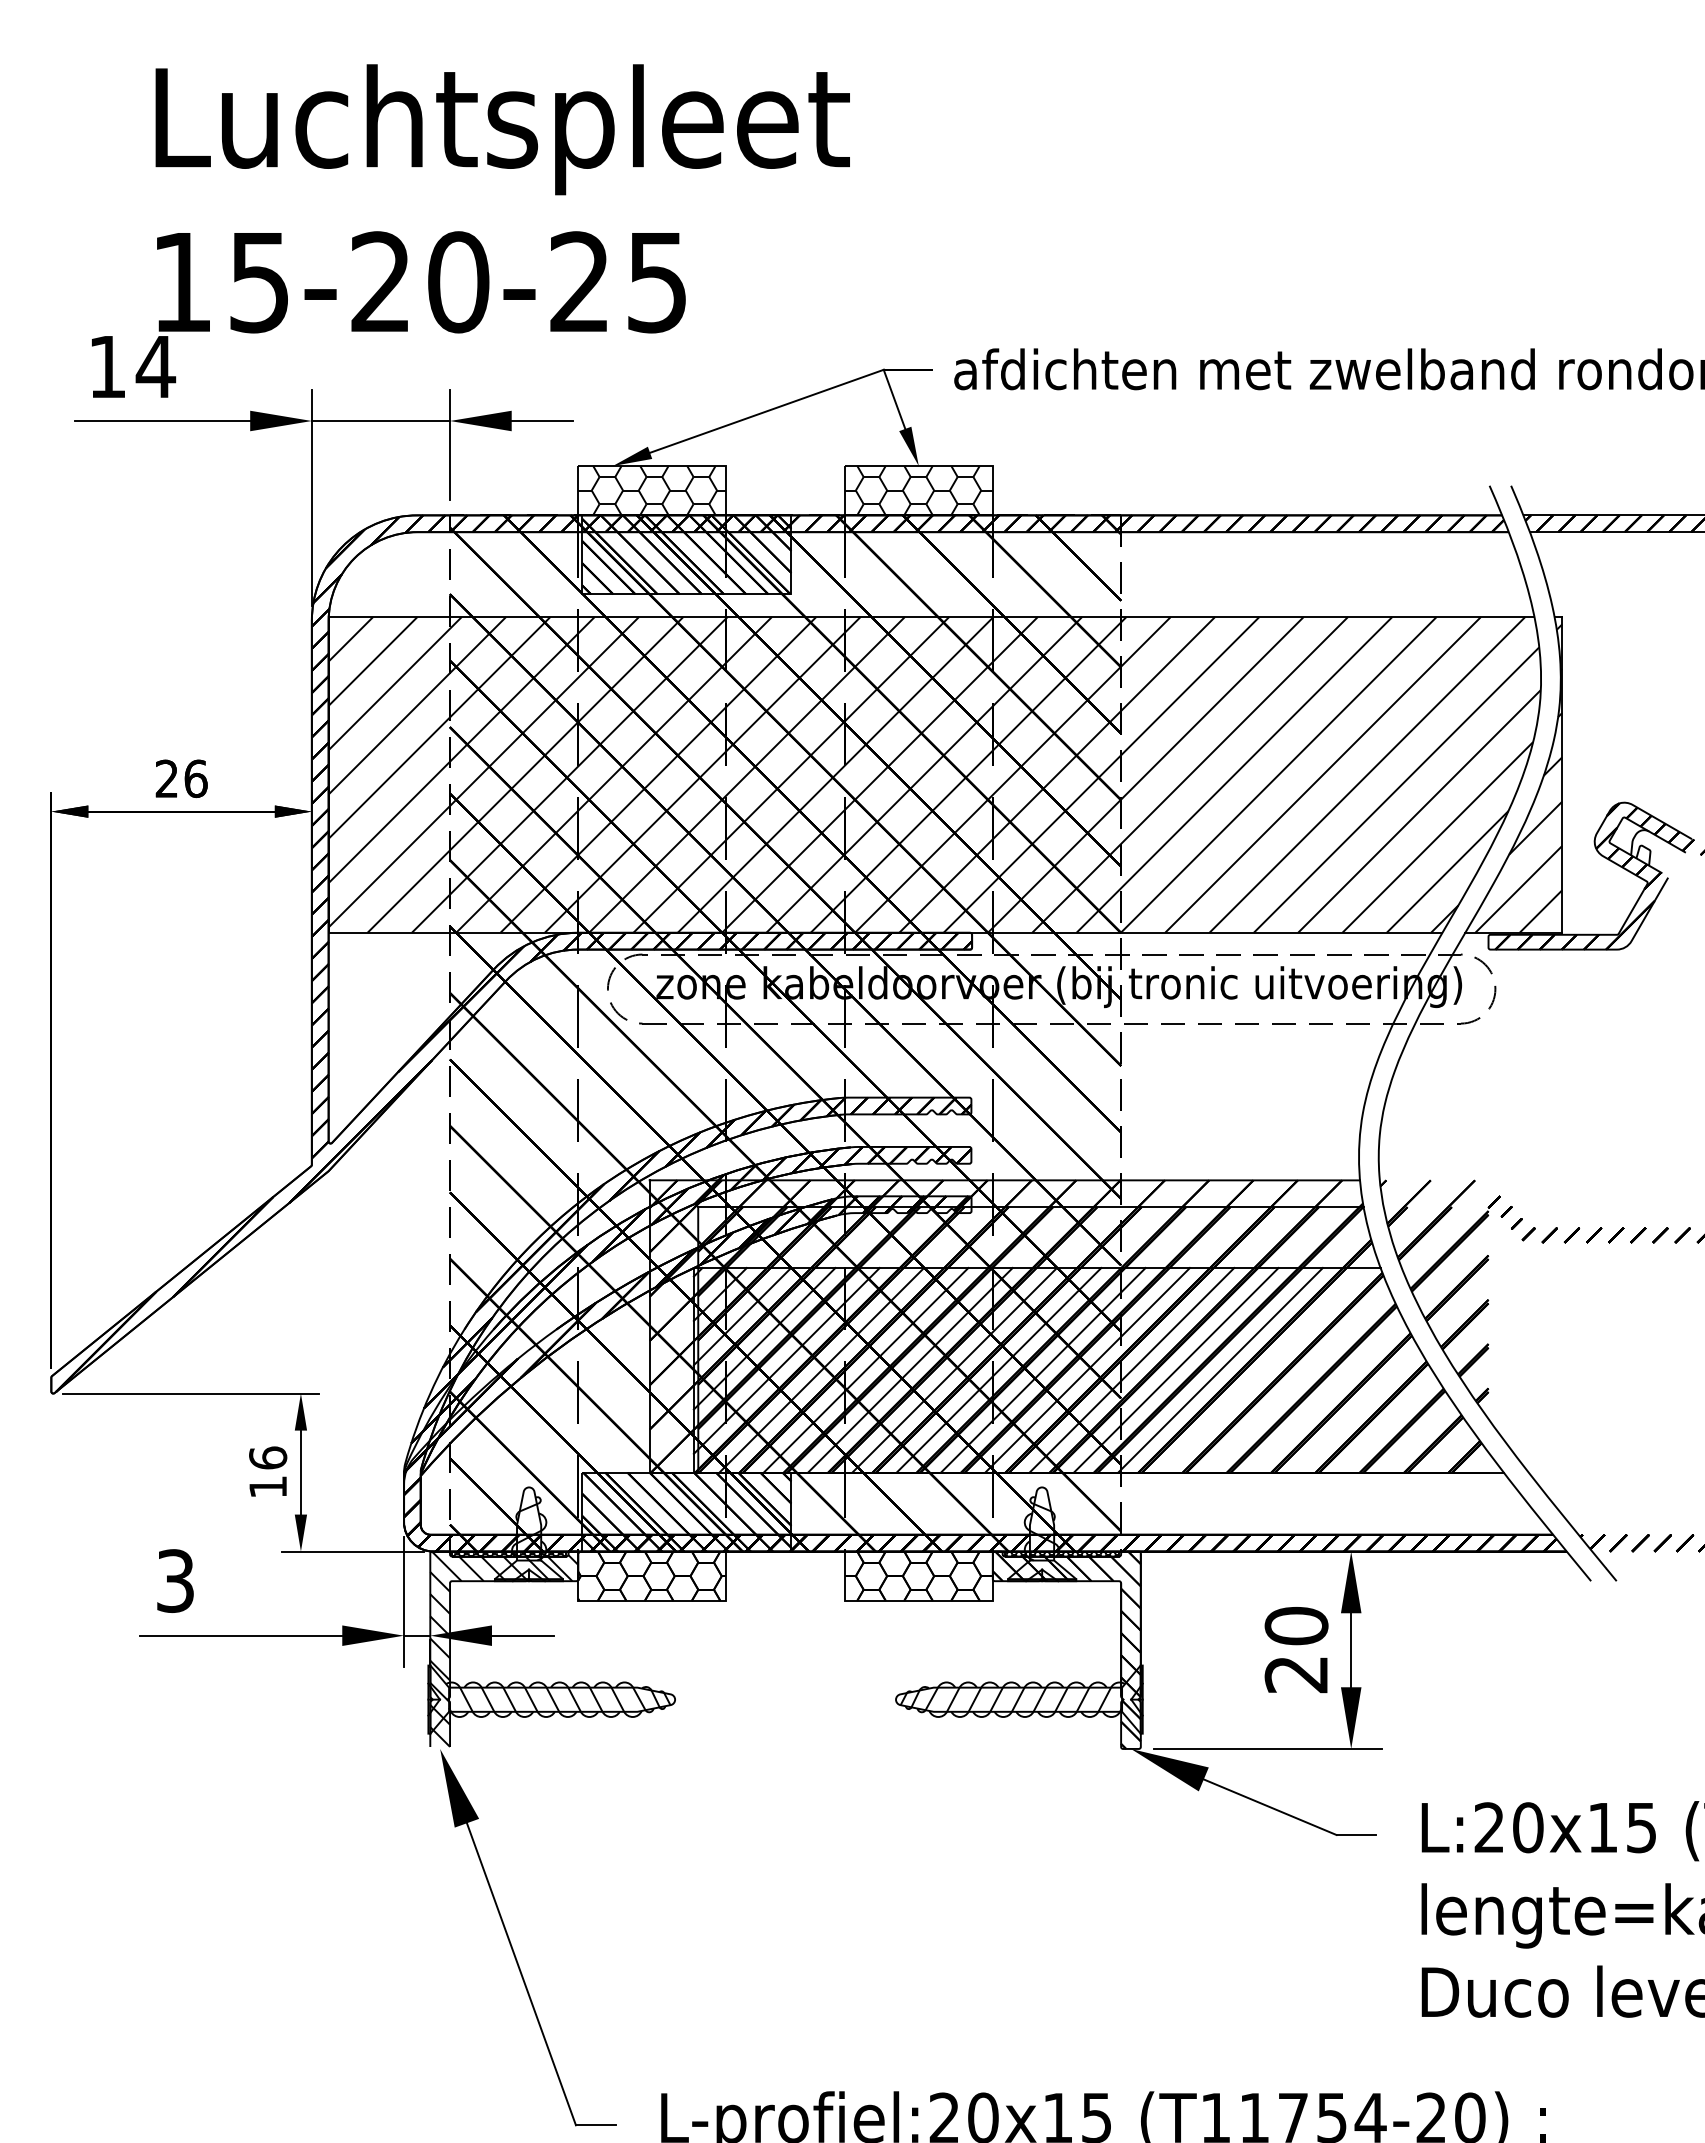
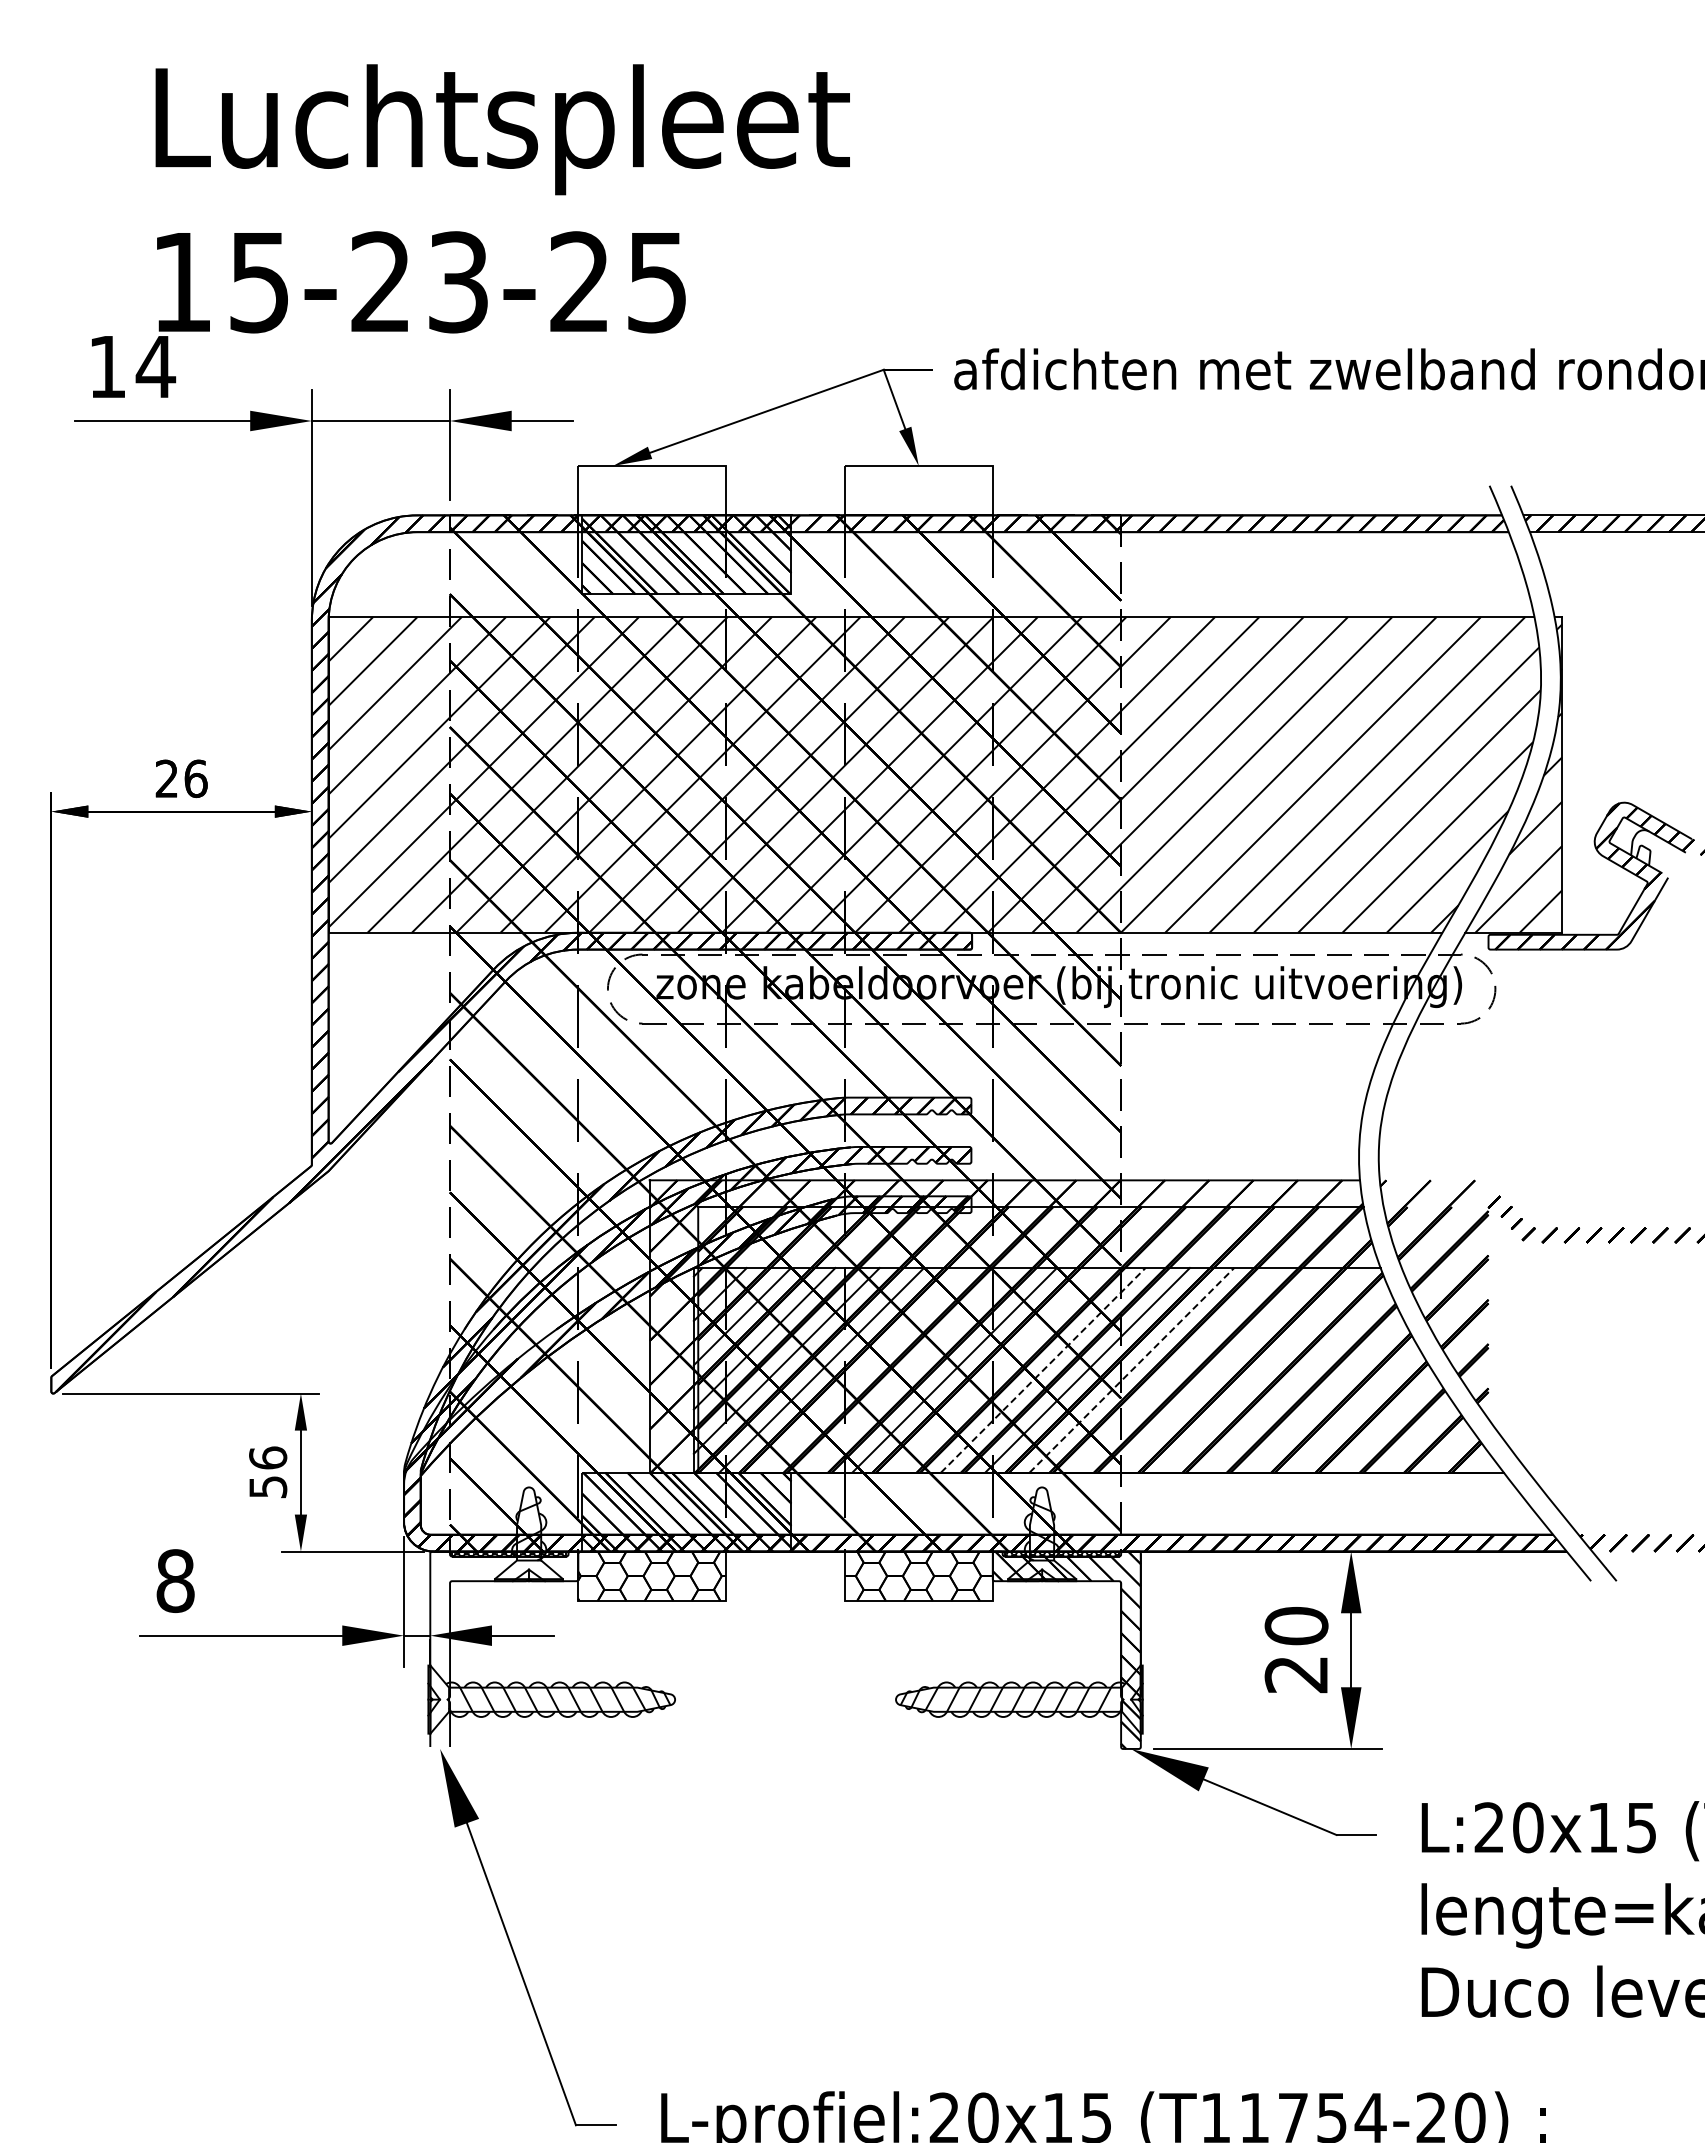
text: 15-20-25 -> 15-23-25 (458, 282)
hatch: present -> none (652, 490)
hatch: present -> none (918, 490)
line: present -> none (865, 1370)
line: present -> none (910, 1370)
line: present -> none (998, 1370)
line: solid -> dashed (1043, 1370)
line: solid -> dashed (1131, 1370)
line: present -> none (1175, 1370)
line: present -> none (1220, 1370)
text: 16 -> 56 (268, 1487)
text: 3 -> 8 (175, 1581)
hatch: present -> none (504, 1648)
